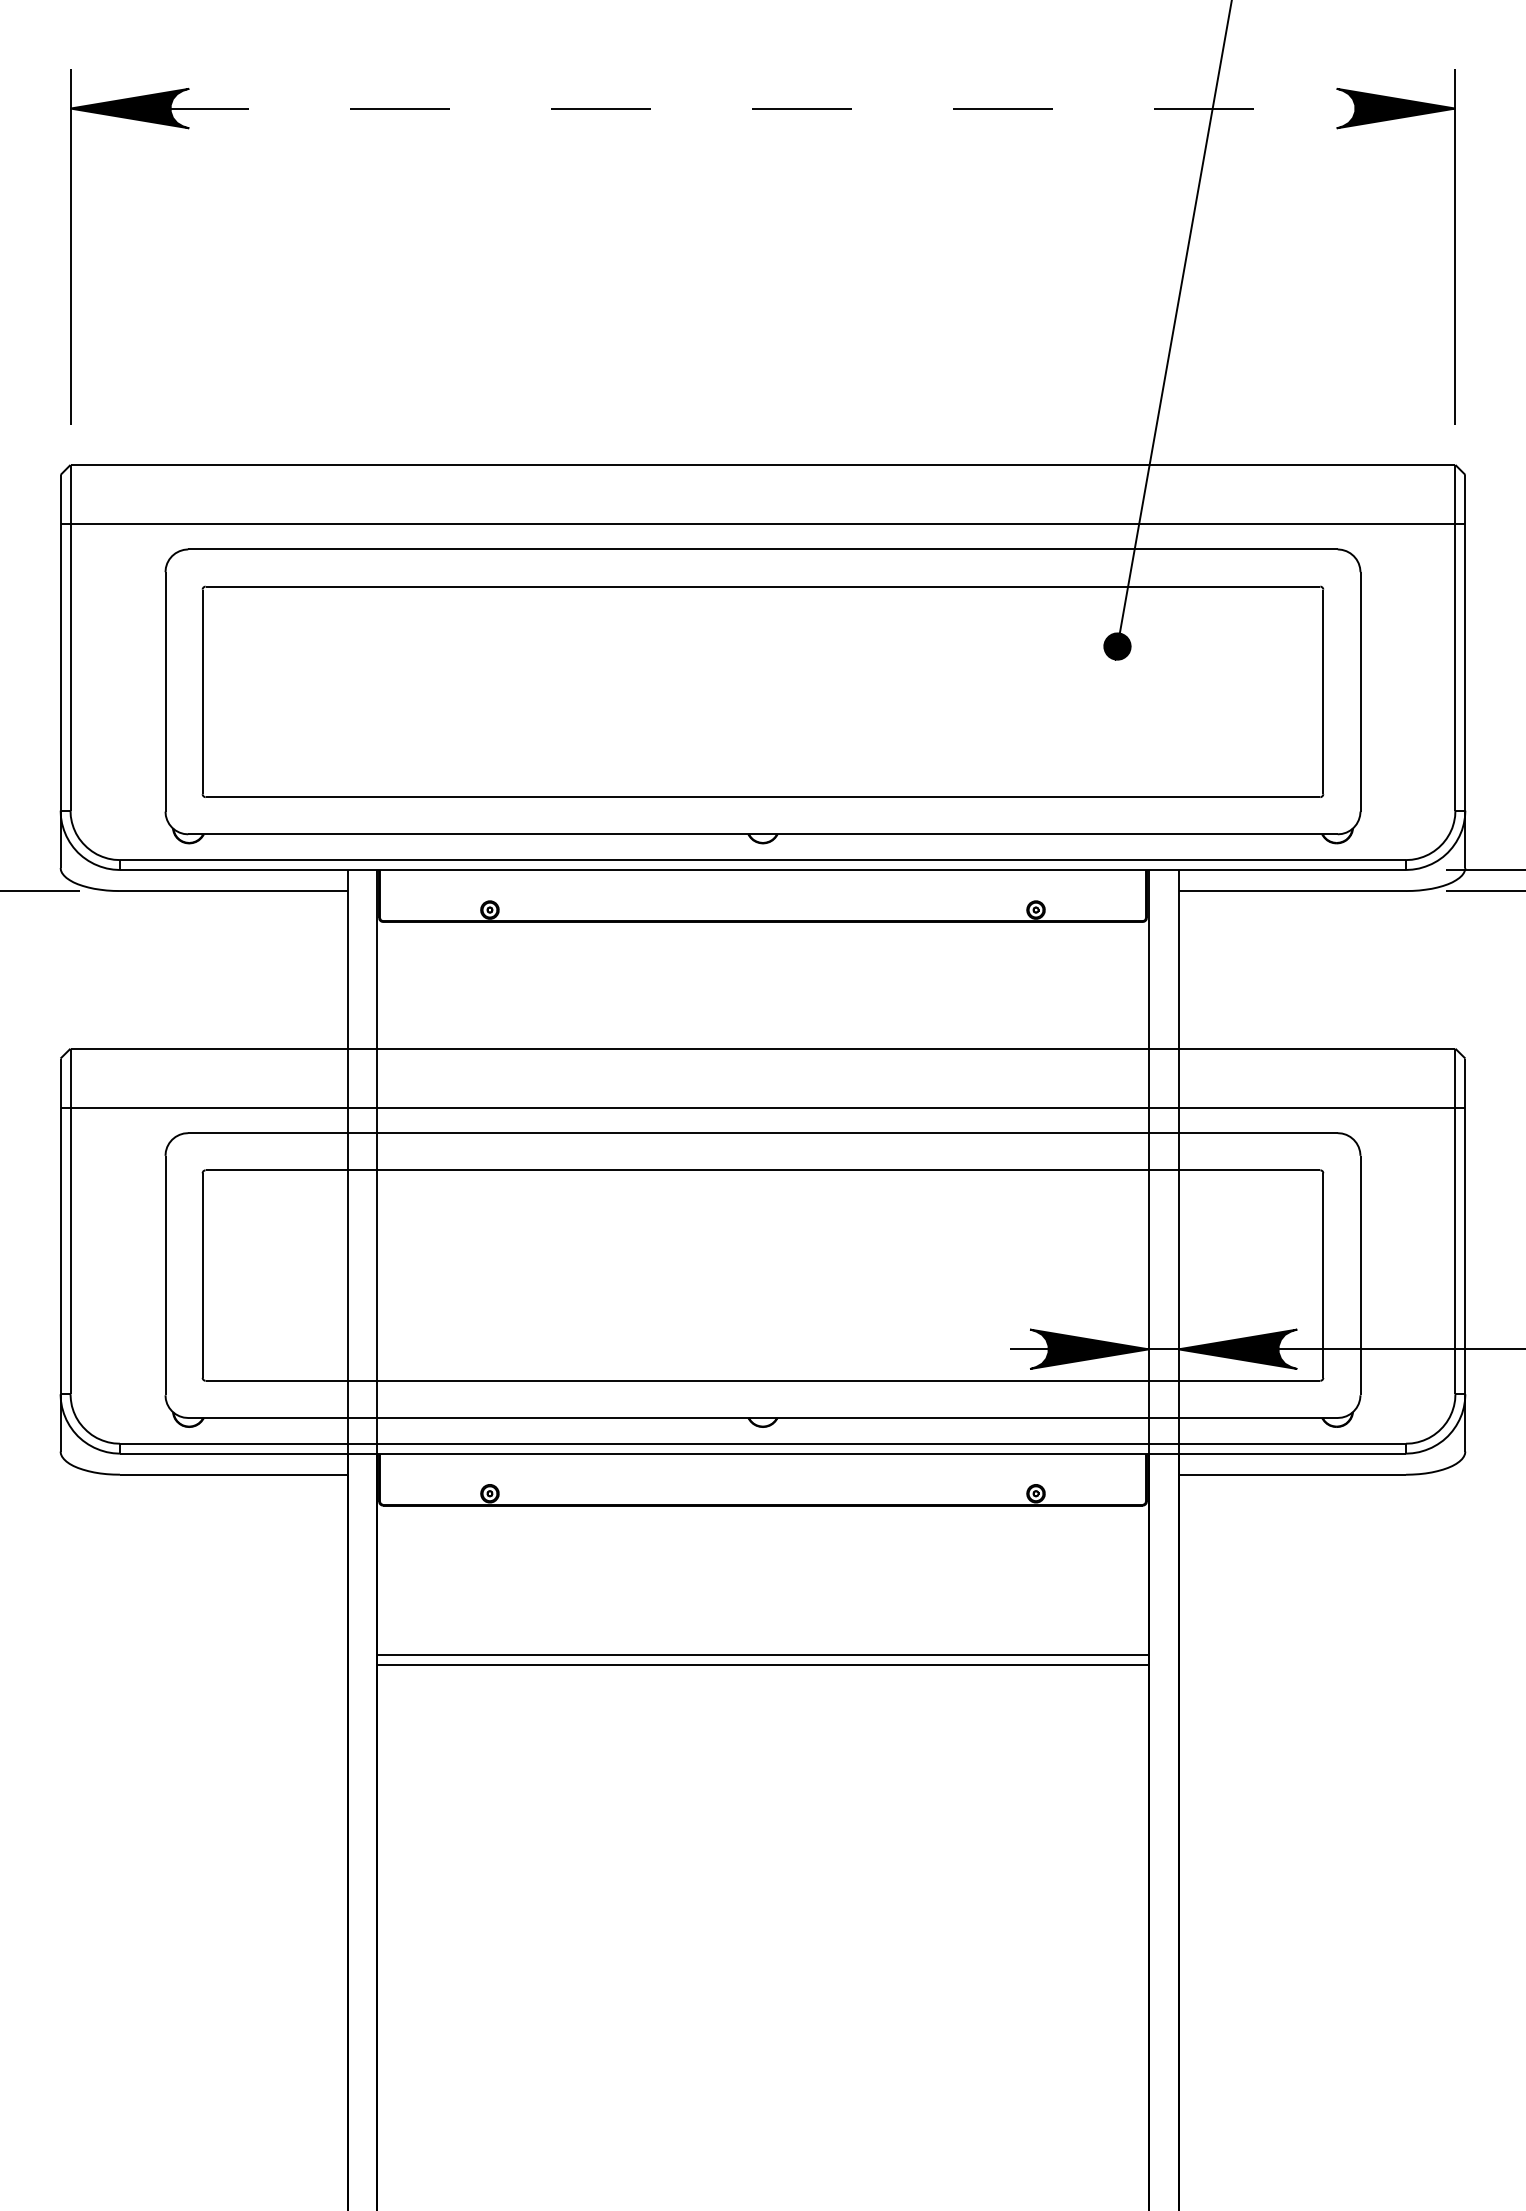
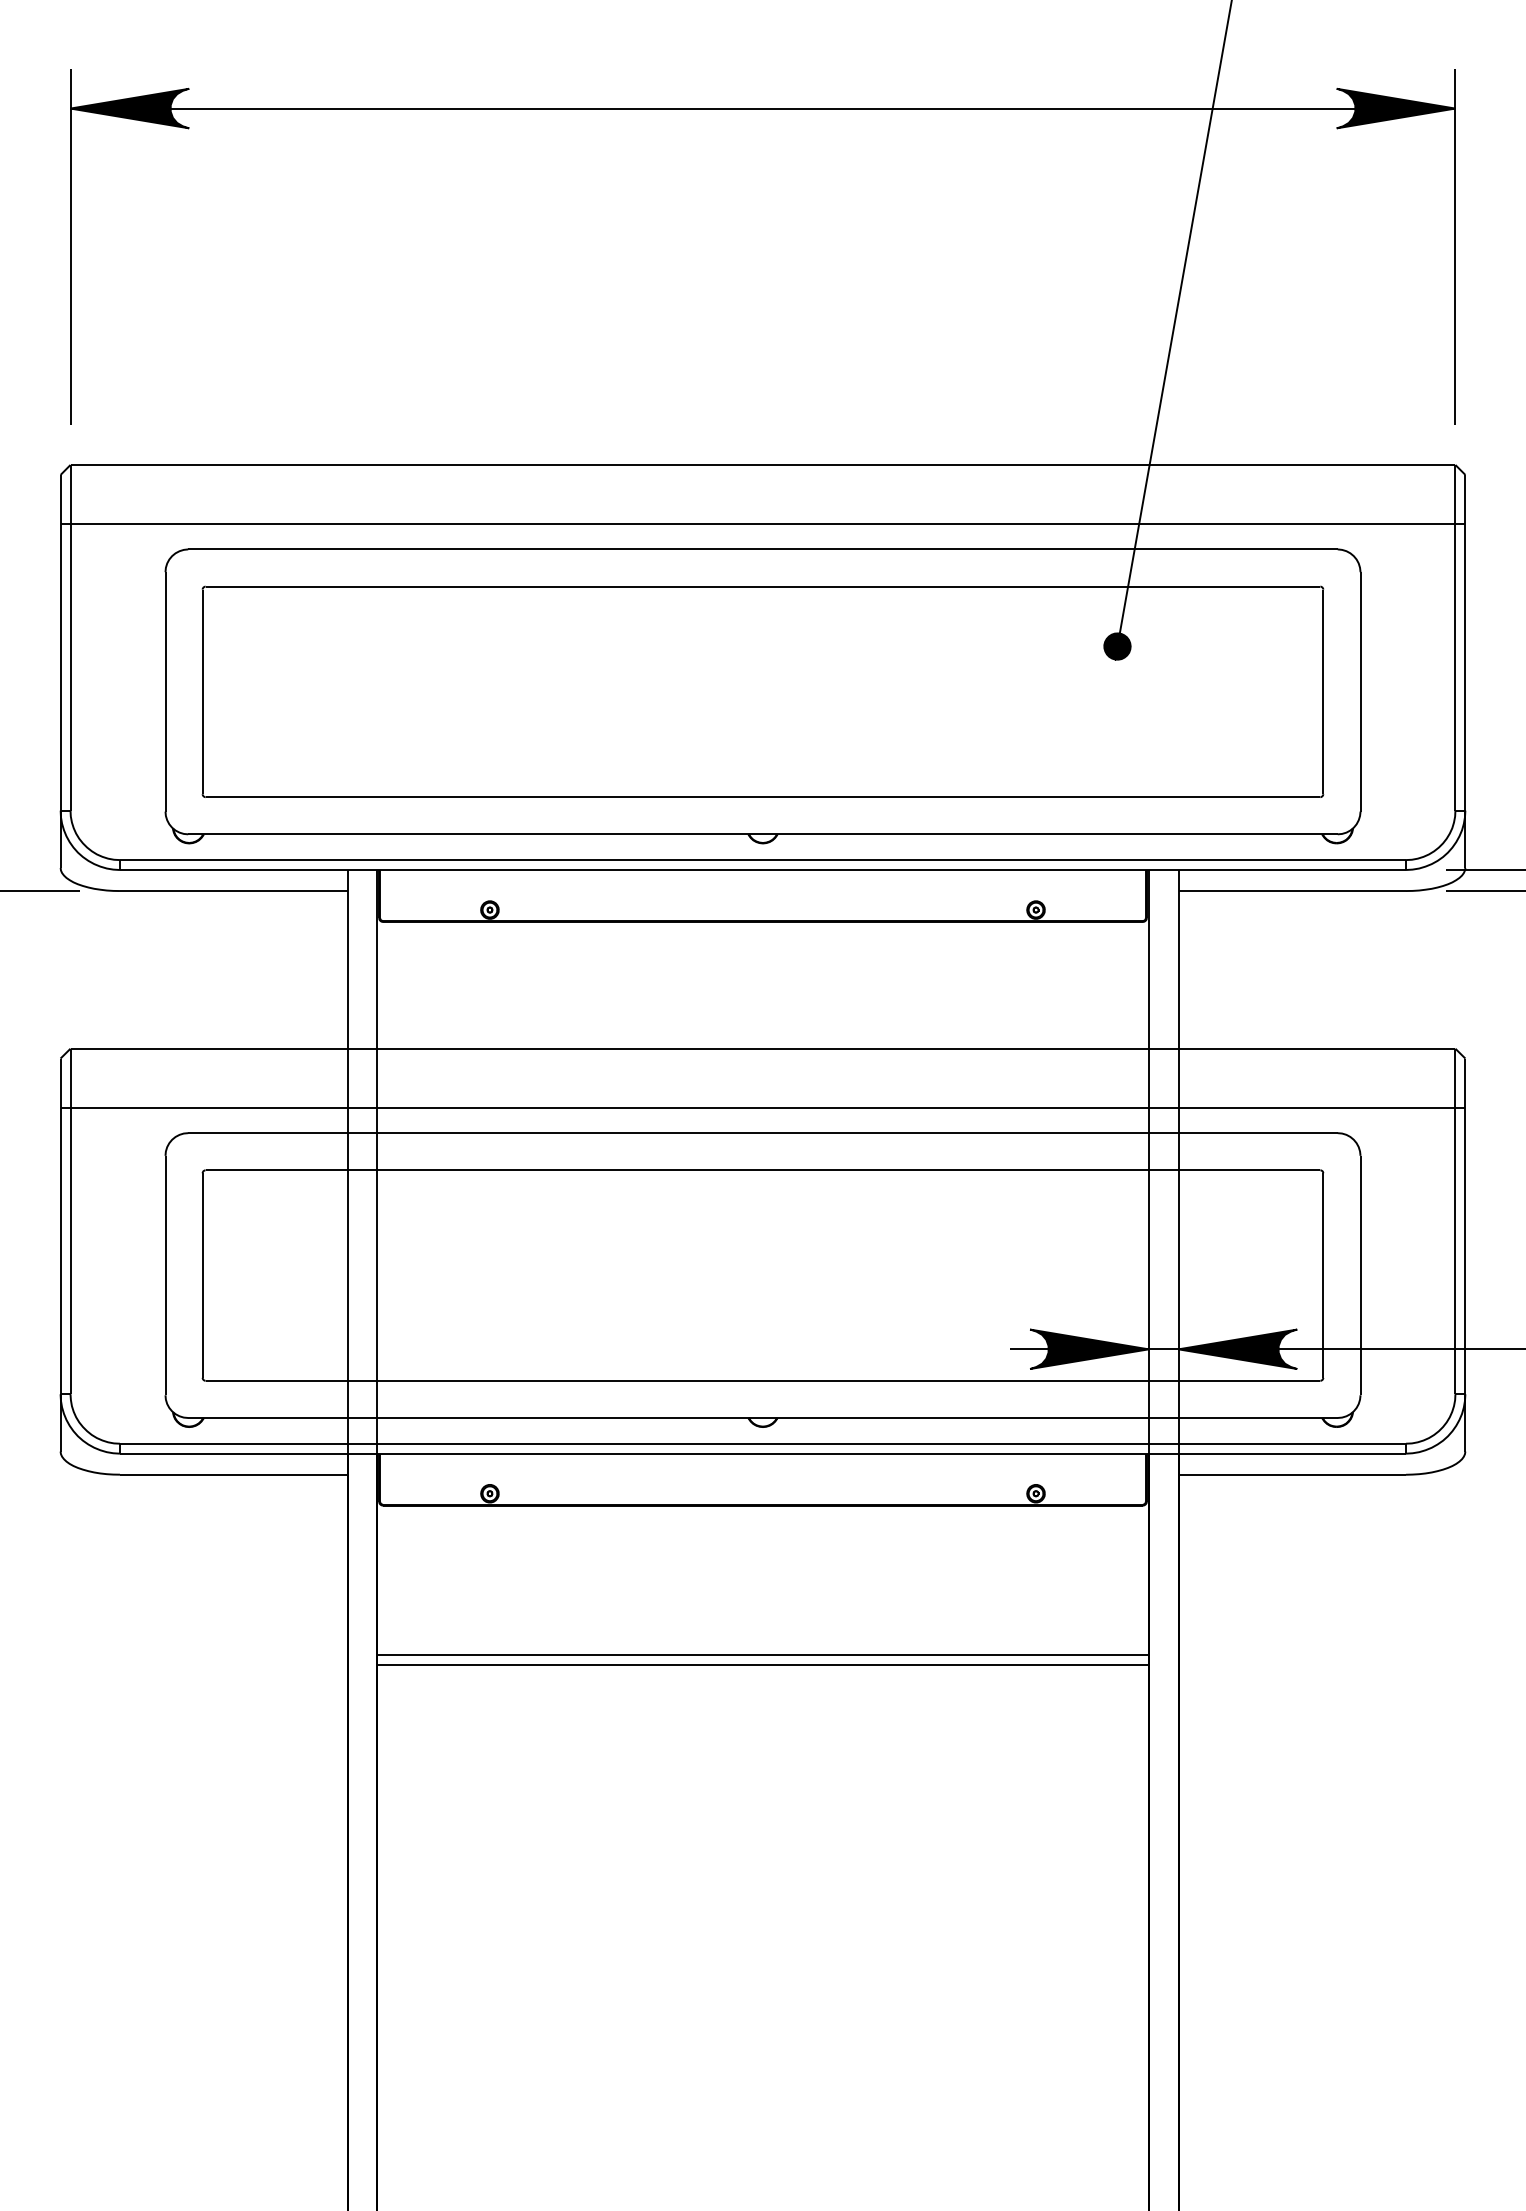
line: dashed -> solid (762, 108)
